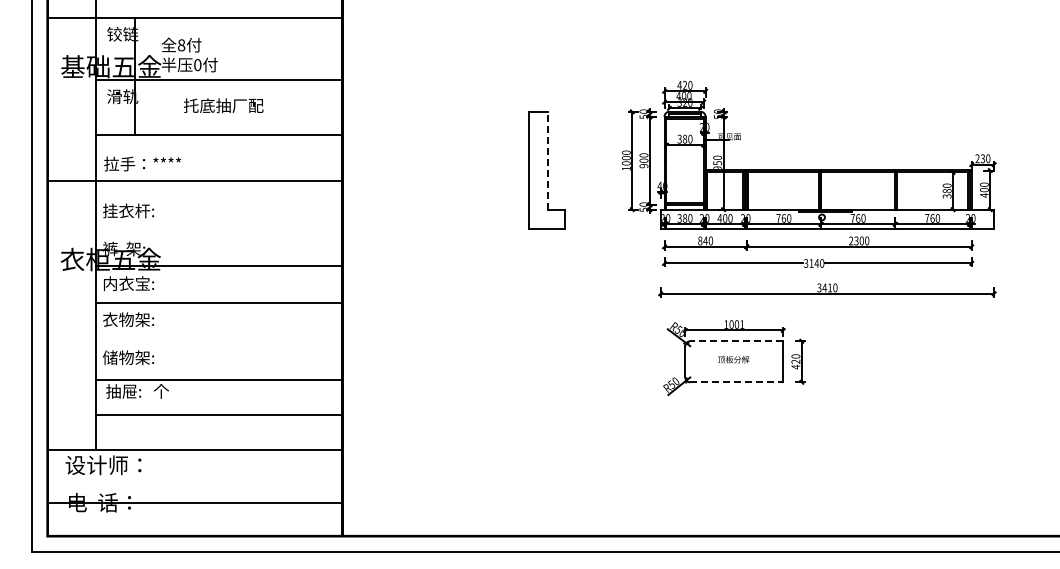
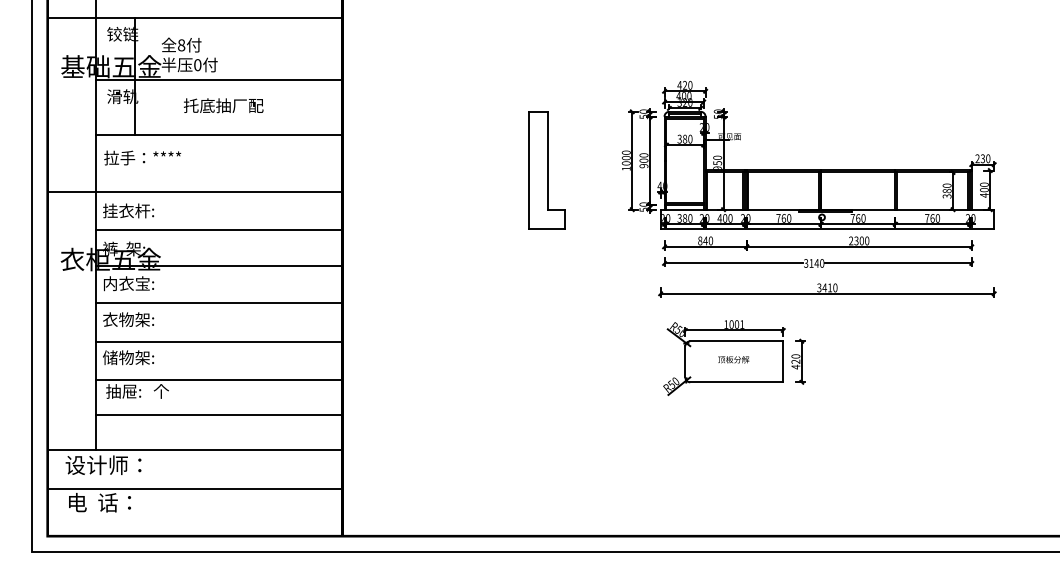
line: dashed -> solid (548, 160)
text position: (142, 163) -> (142, 157) (142, 157)
line position: (194, 181) -> (194, 192) (194, 192)
line: none -> present (219, 229)
line: none -> present (219, 341)
line: dashed -> solid (736, 341)
line: dashed -> solid (736, 382)
line position: (194, 503) -> (194, 489) (194, 489)
